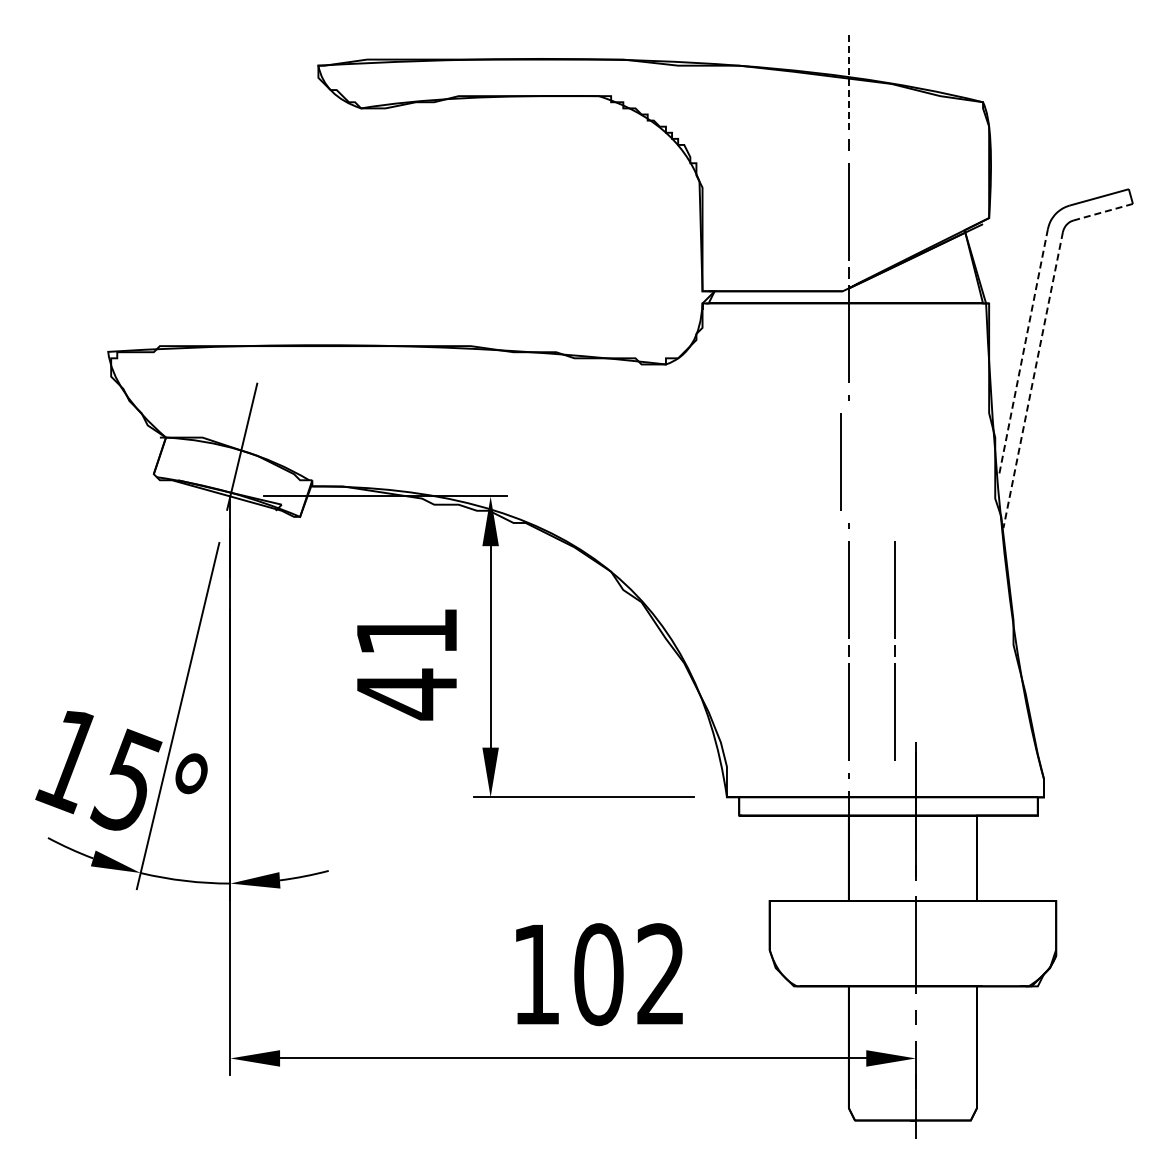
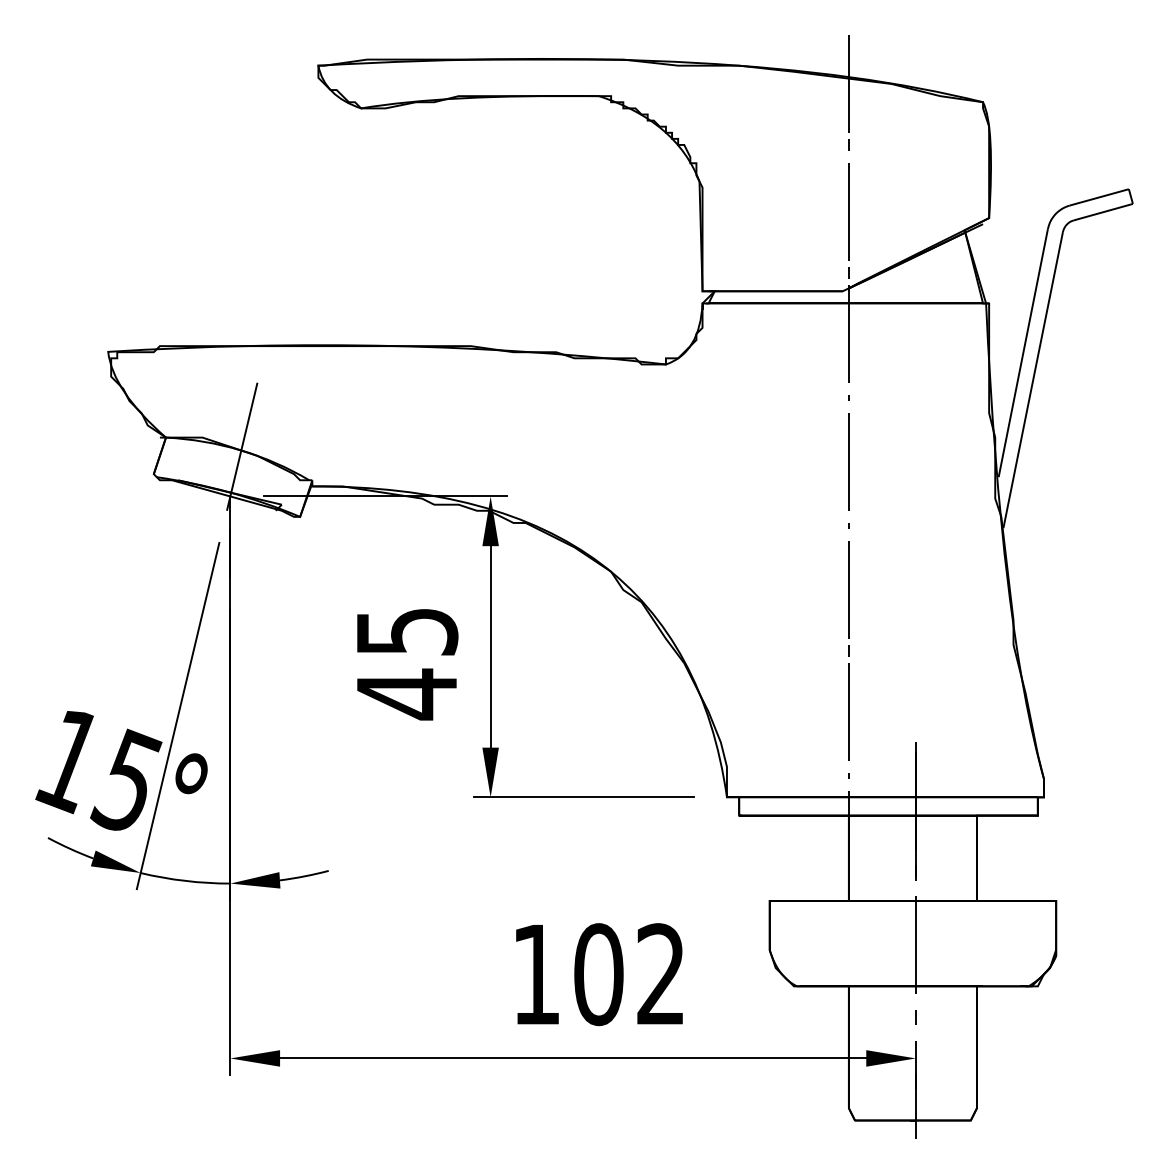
line: dashed -> solid (848, 84)
line: dashed -> solid (1103, 212)
line: dashed -> solid (1023, 353)
line: dashed -> solid (1033, 380)
line position: (840, 461) -> (848, 461) (848, 461)
text: 41 -> 45 (407, 632)
line: present -> none (894, 650)
